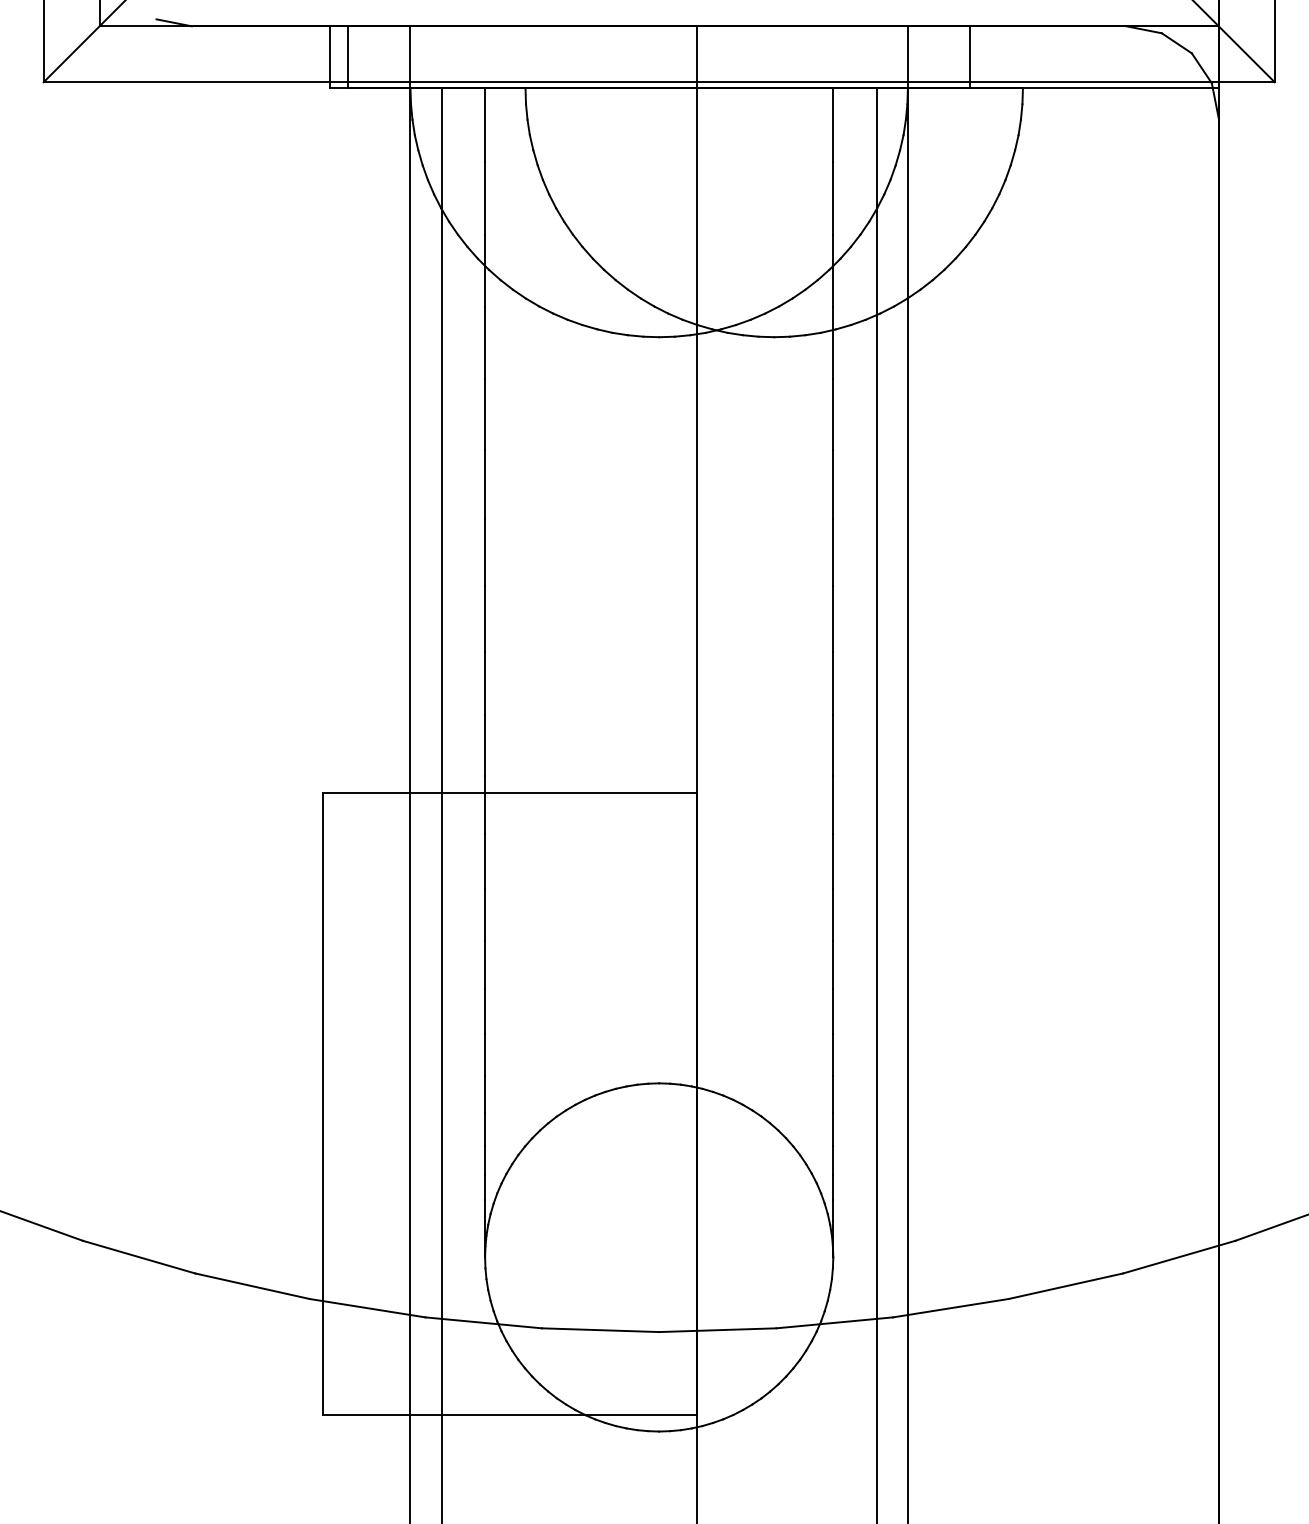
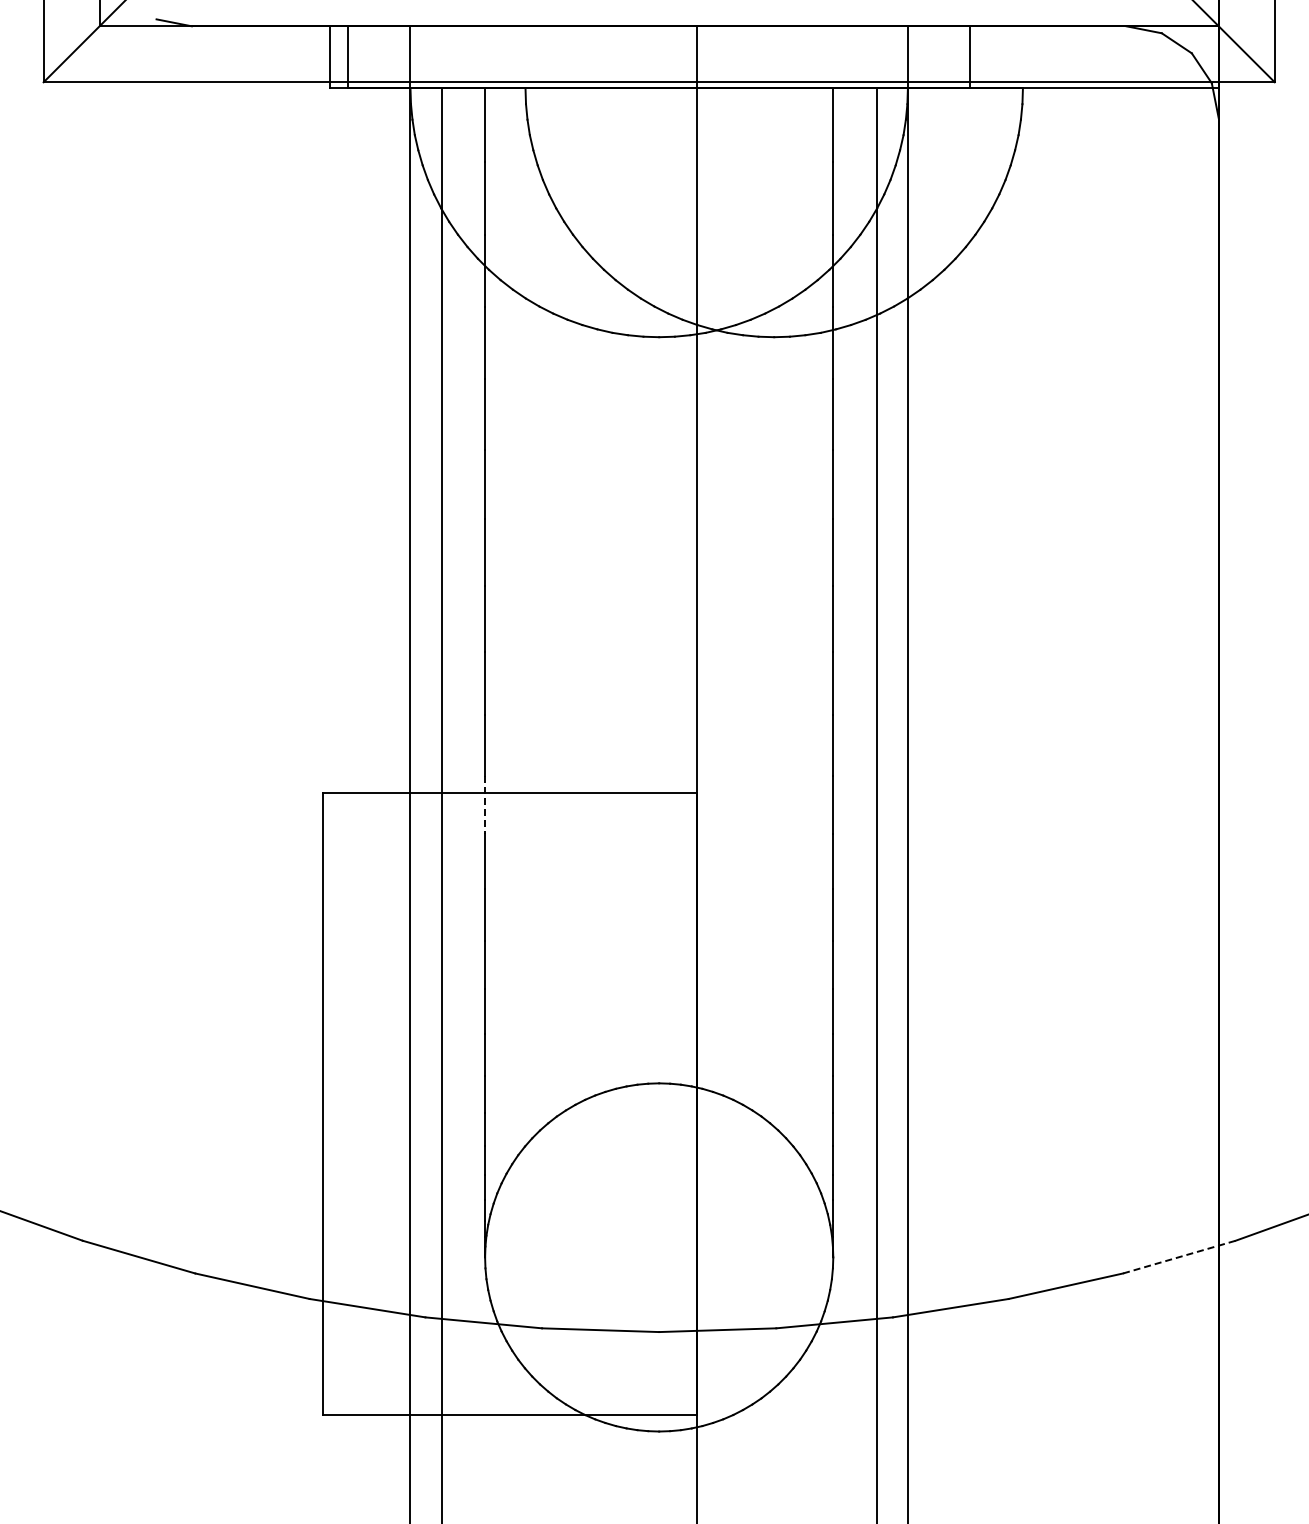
line: solid -> dashed (485, 805)
line: solid -> dashed (1179, 1257)
